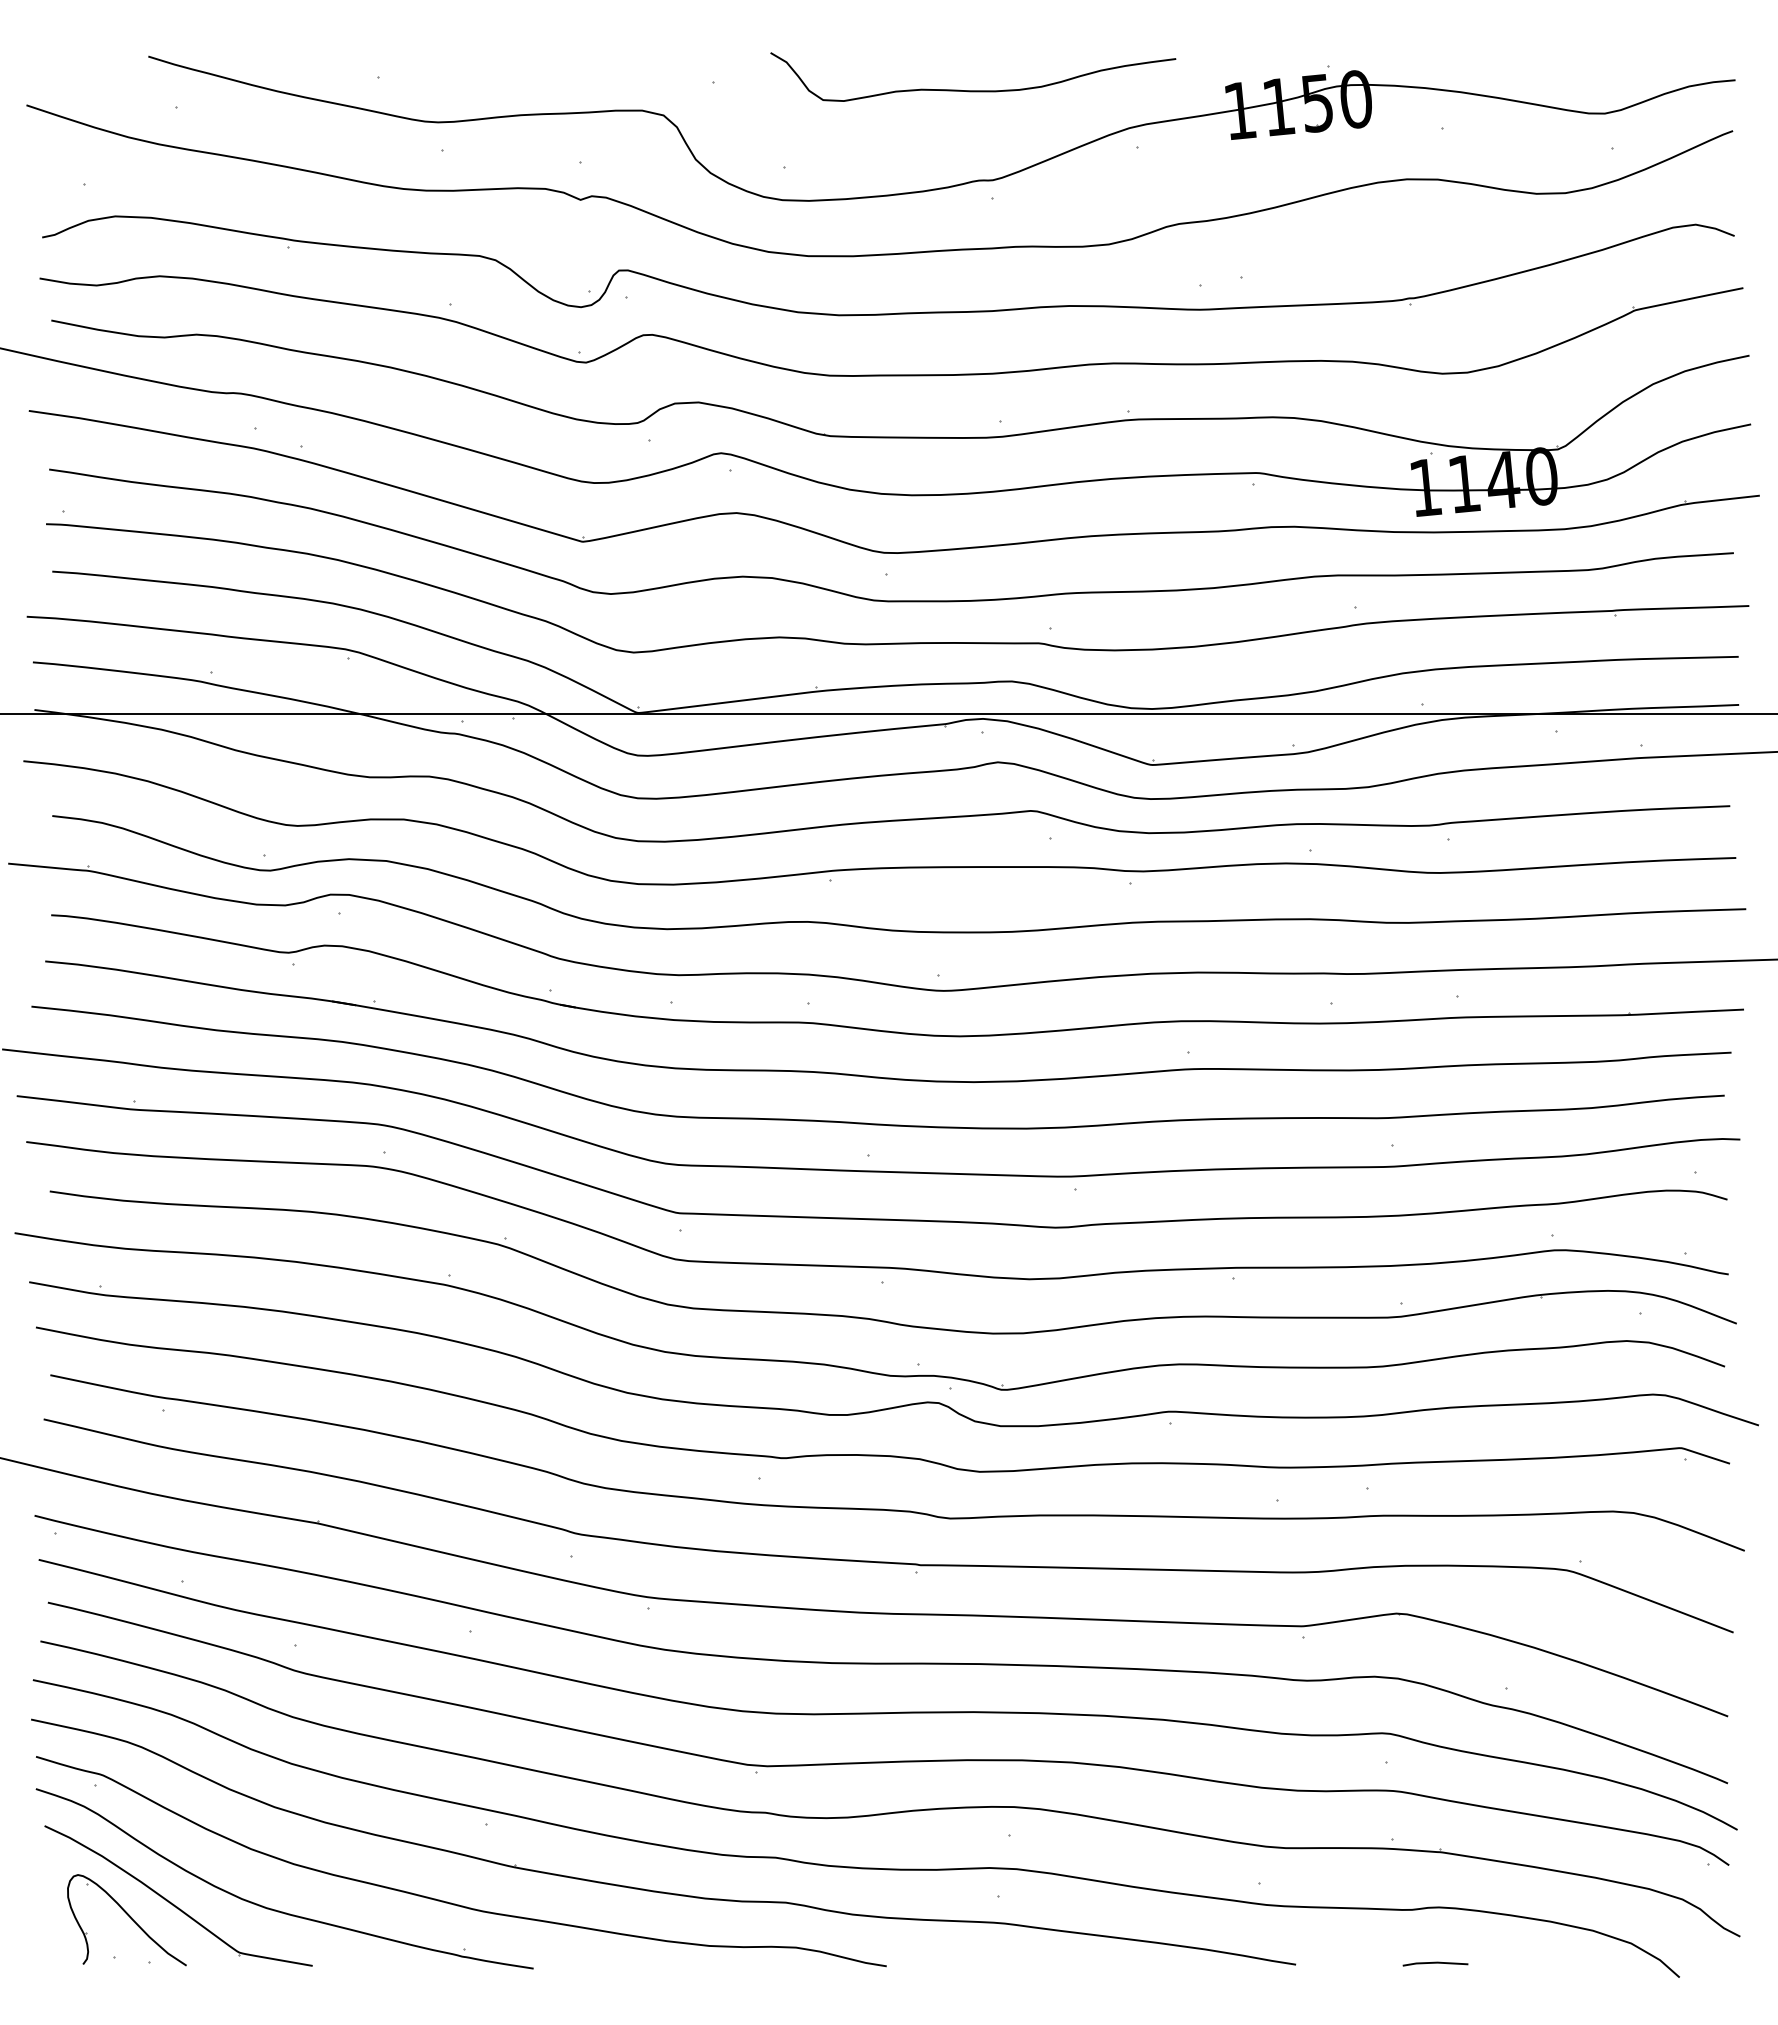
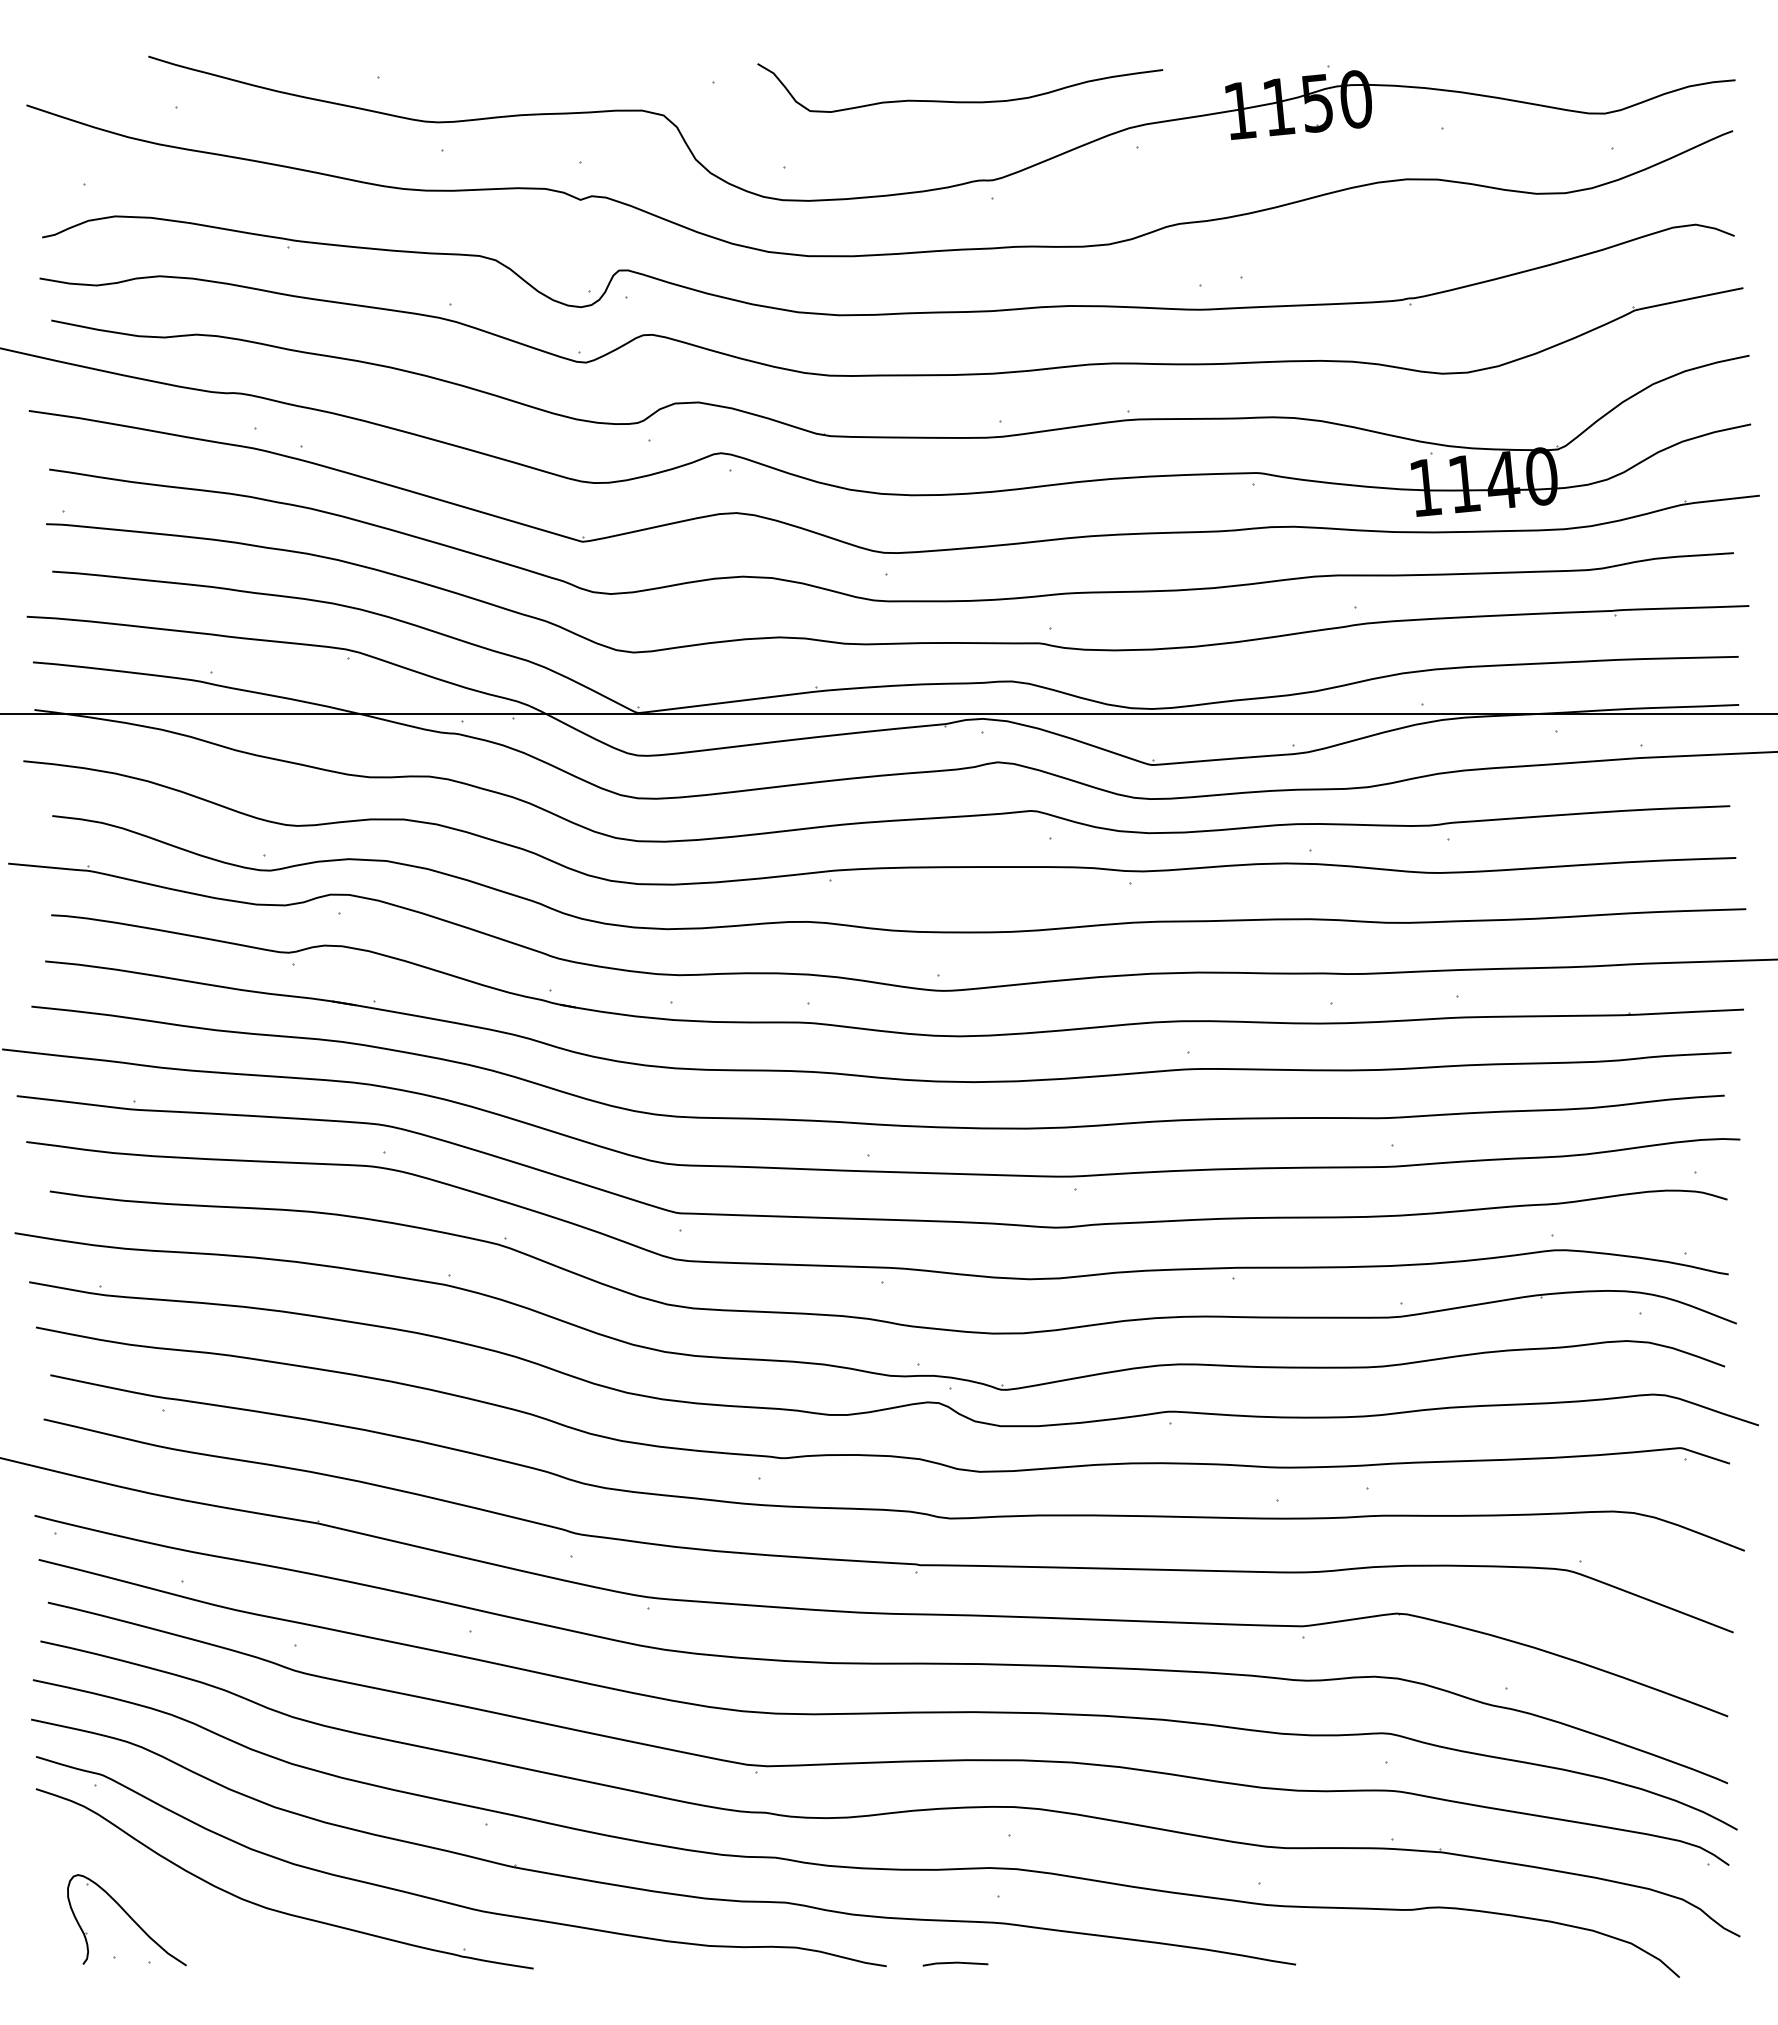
curve position: (973, 90) -> (960, 101) (960, 101)
part: present -> none (173, 1903)
line position: (1435, 1963) -> (955, 1963) (955, 1963)
